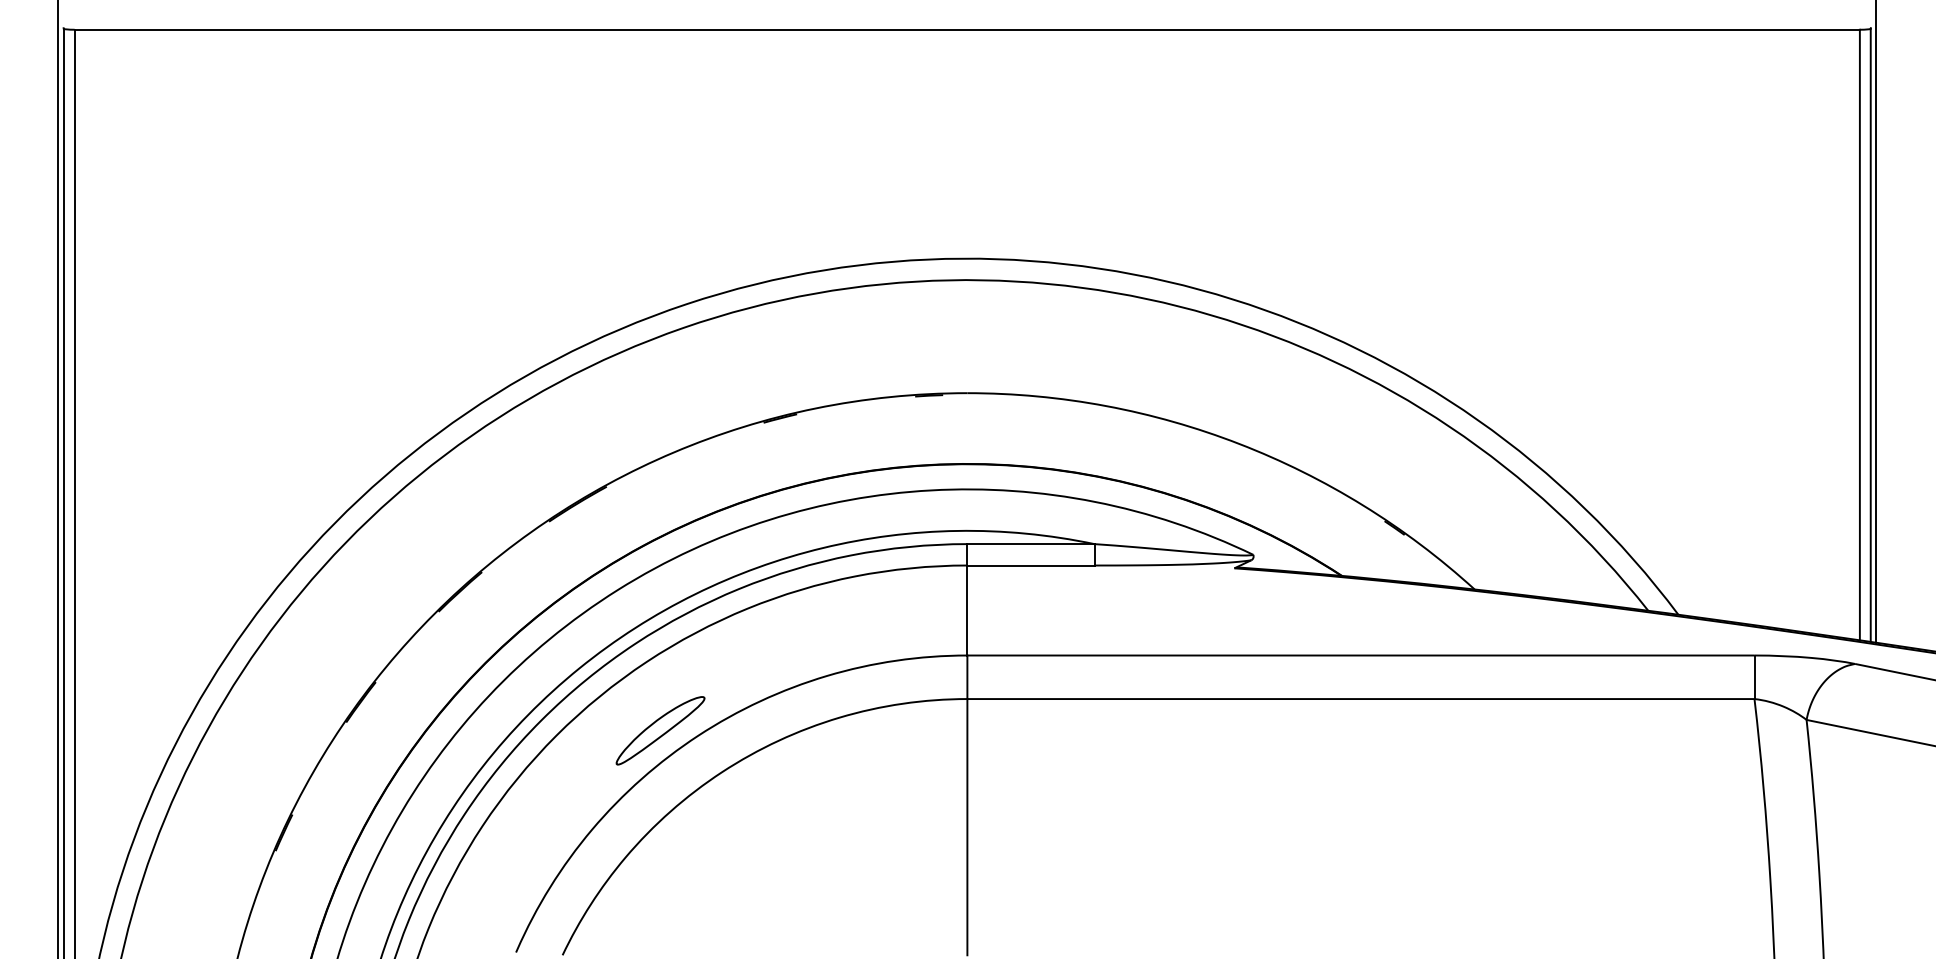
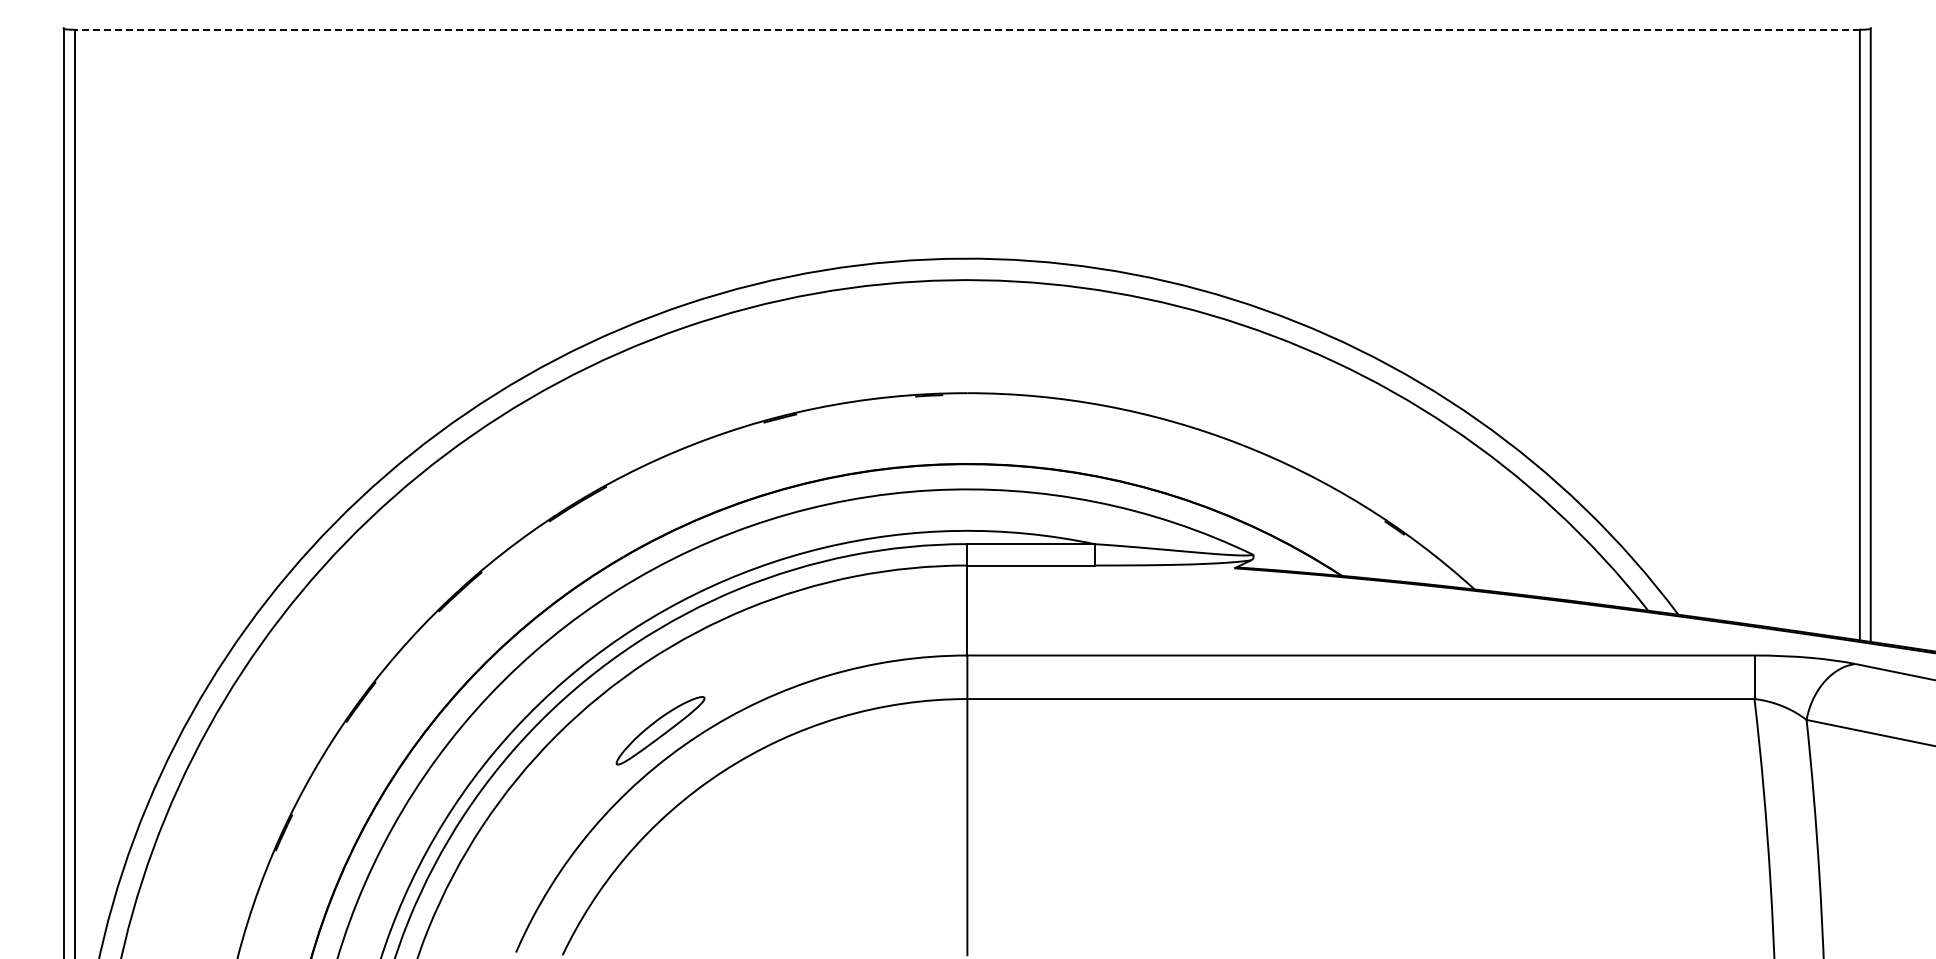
line: solid -> dashed (967, 29)
line: present -> none (1876, 322)
line: present -> none (58, 478)
